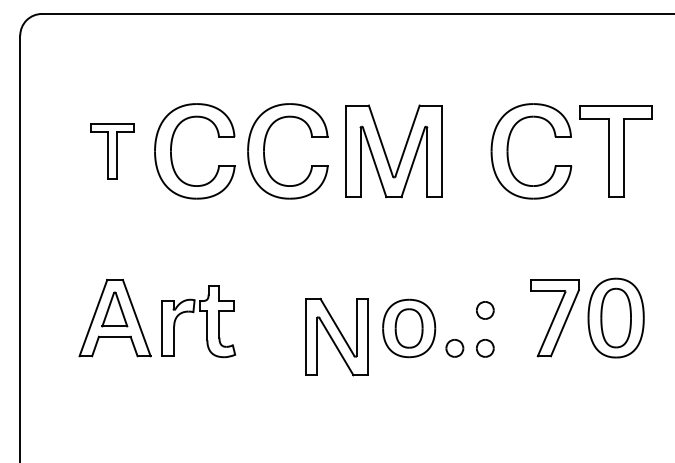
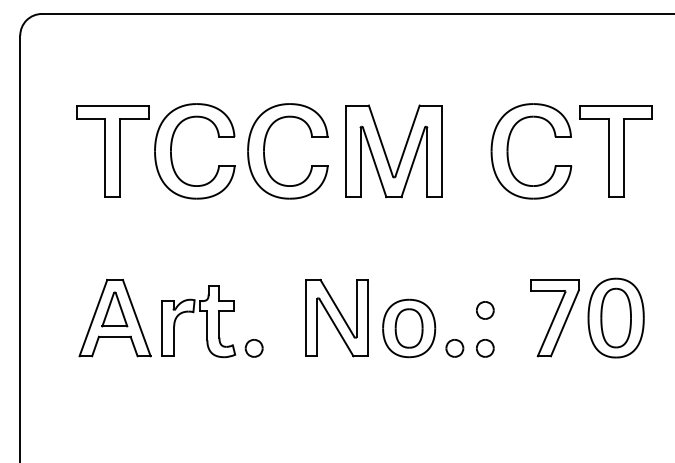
part size: 45x57 px -> 74x93 px (112, 151)
part position: (336, 336) -> (336, 317) (336, 317)
part: none -> present (253, 348)
